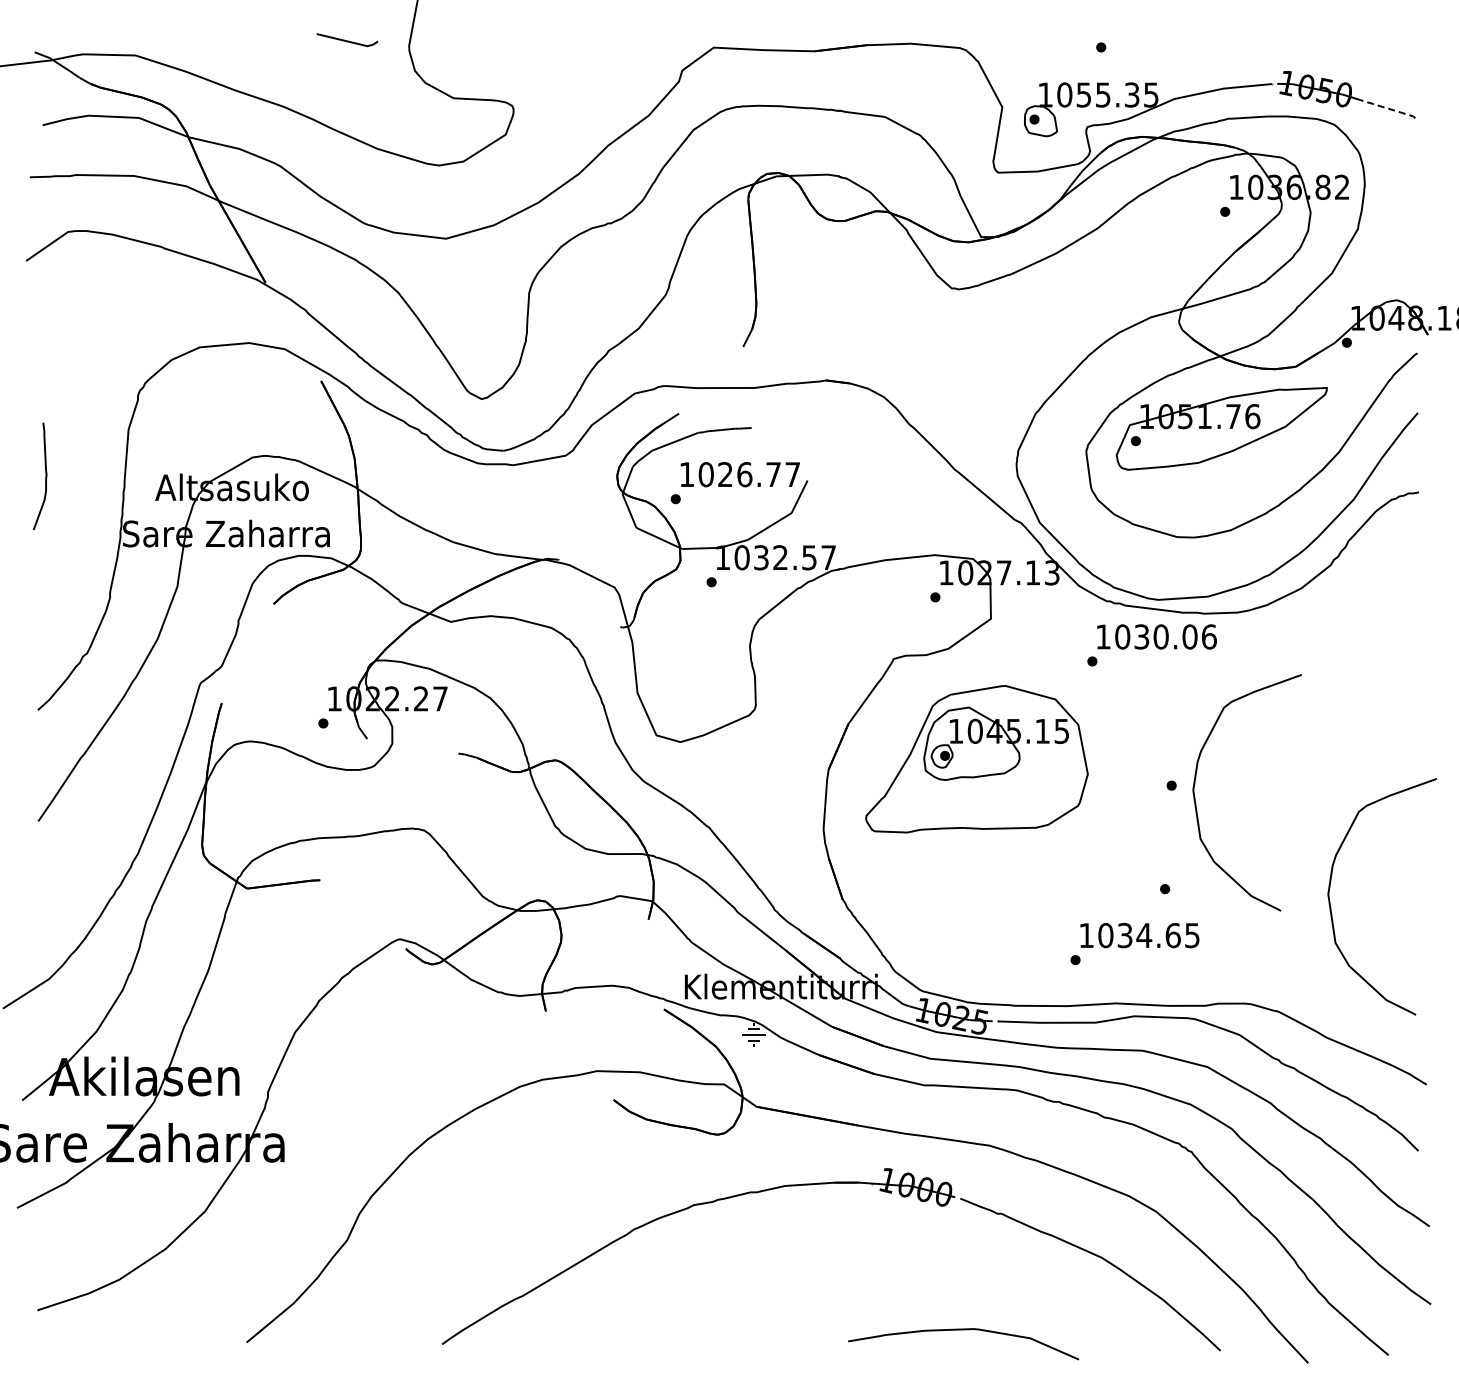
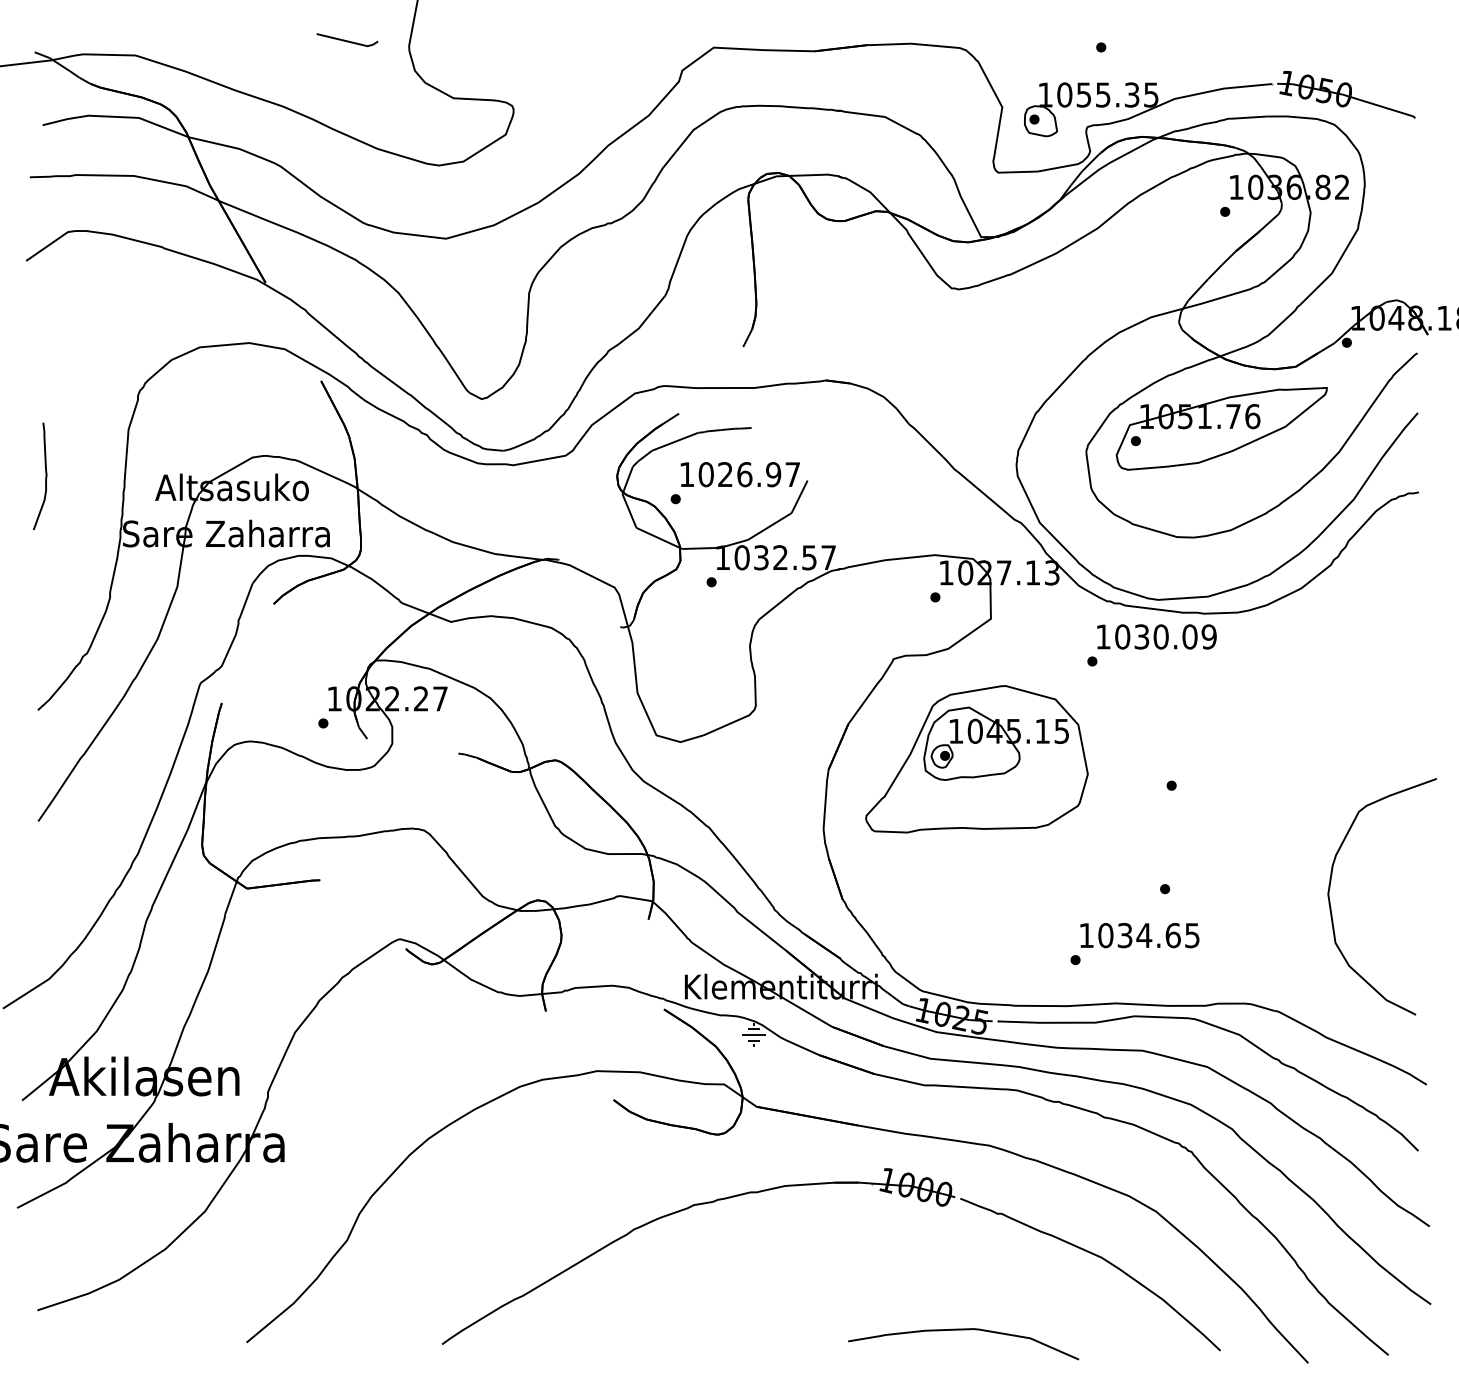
line: dashed -> solid (1388, 108)
text: 1026.77 -> 1026.97 (773, 474)
text: 1030.06 -> 1030.09 (1208, 636)
curve: present -> none (1195, 796)
